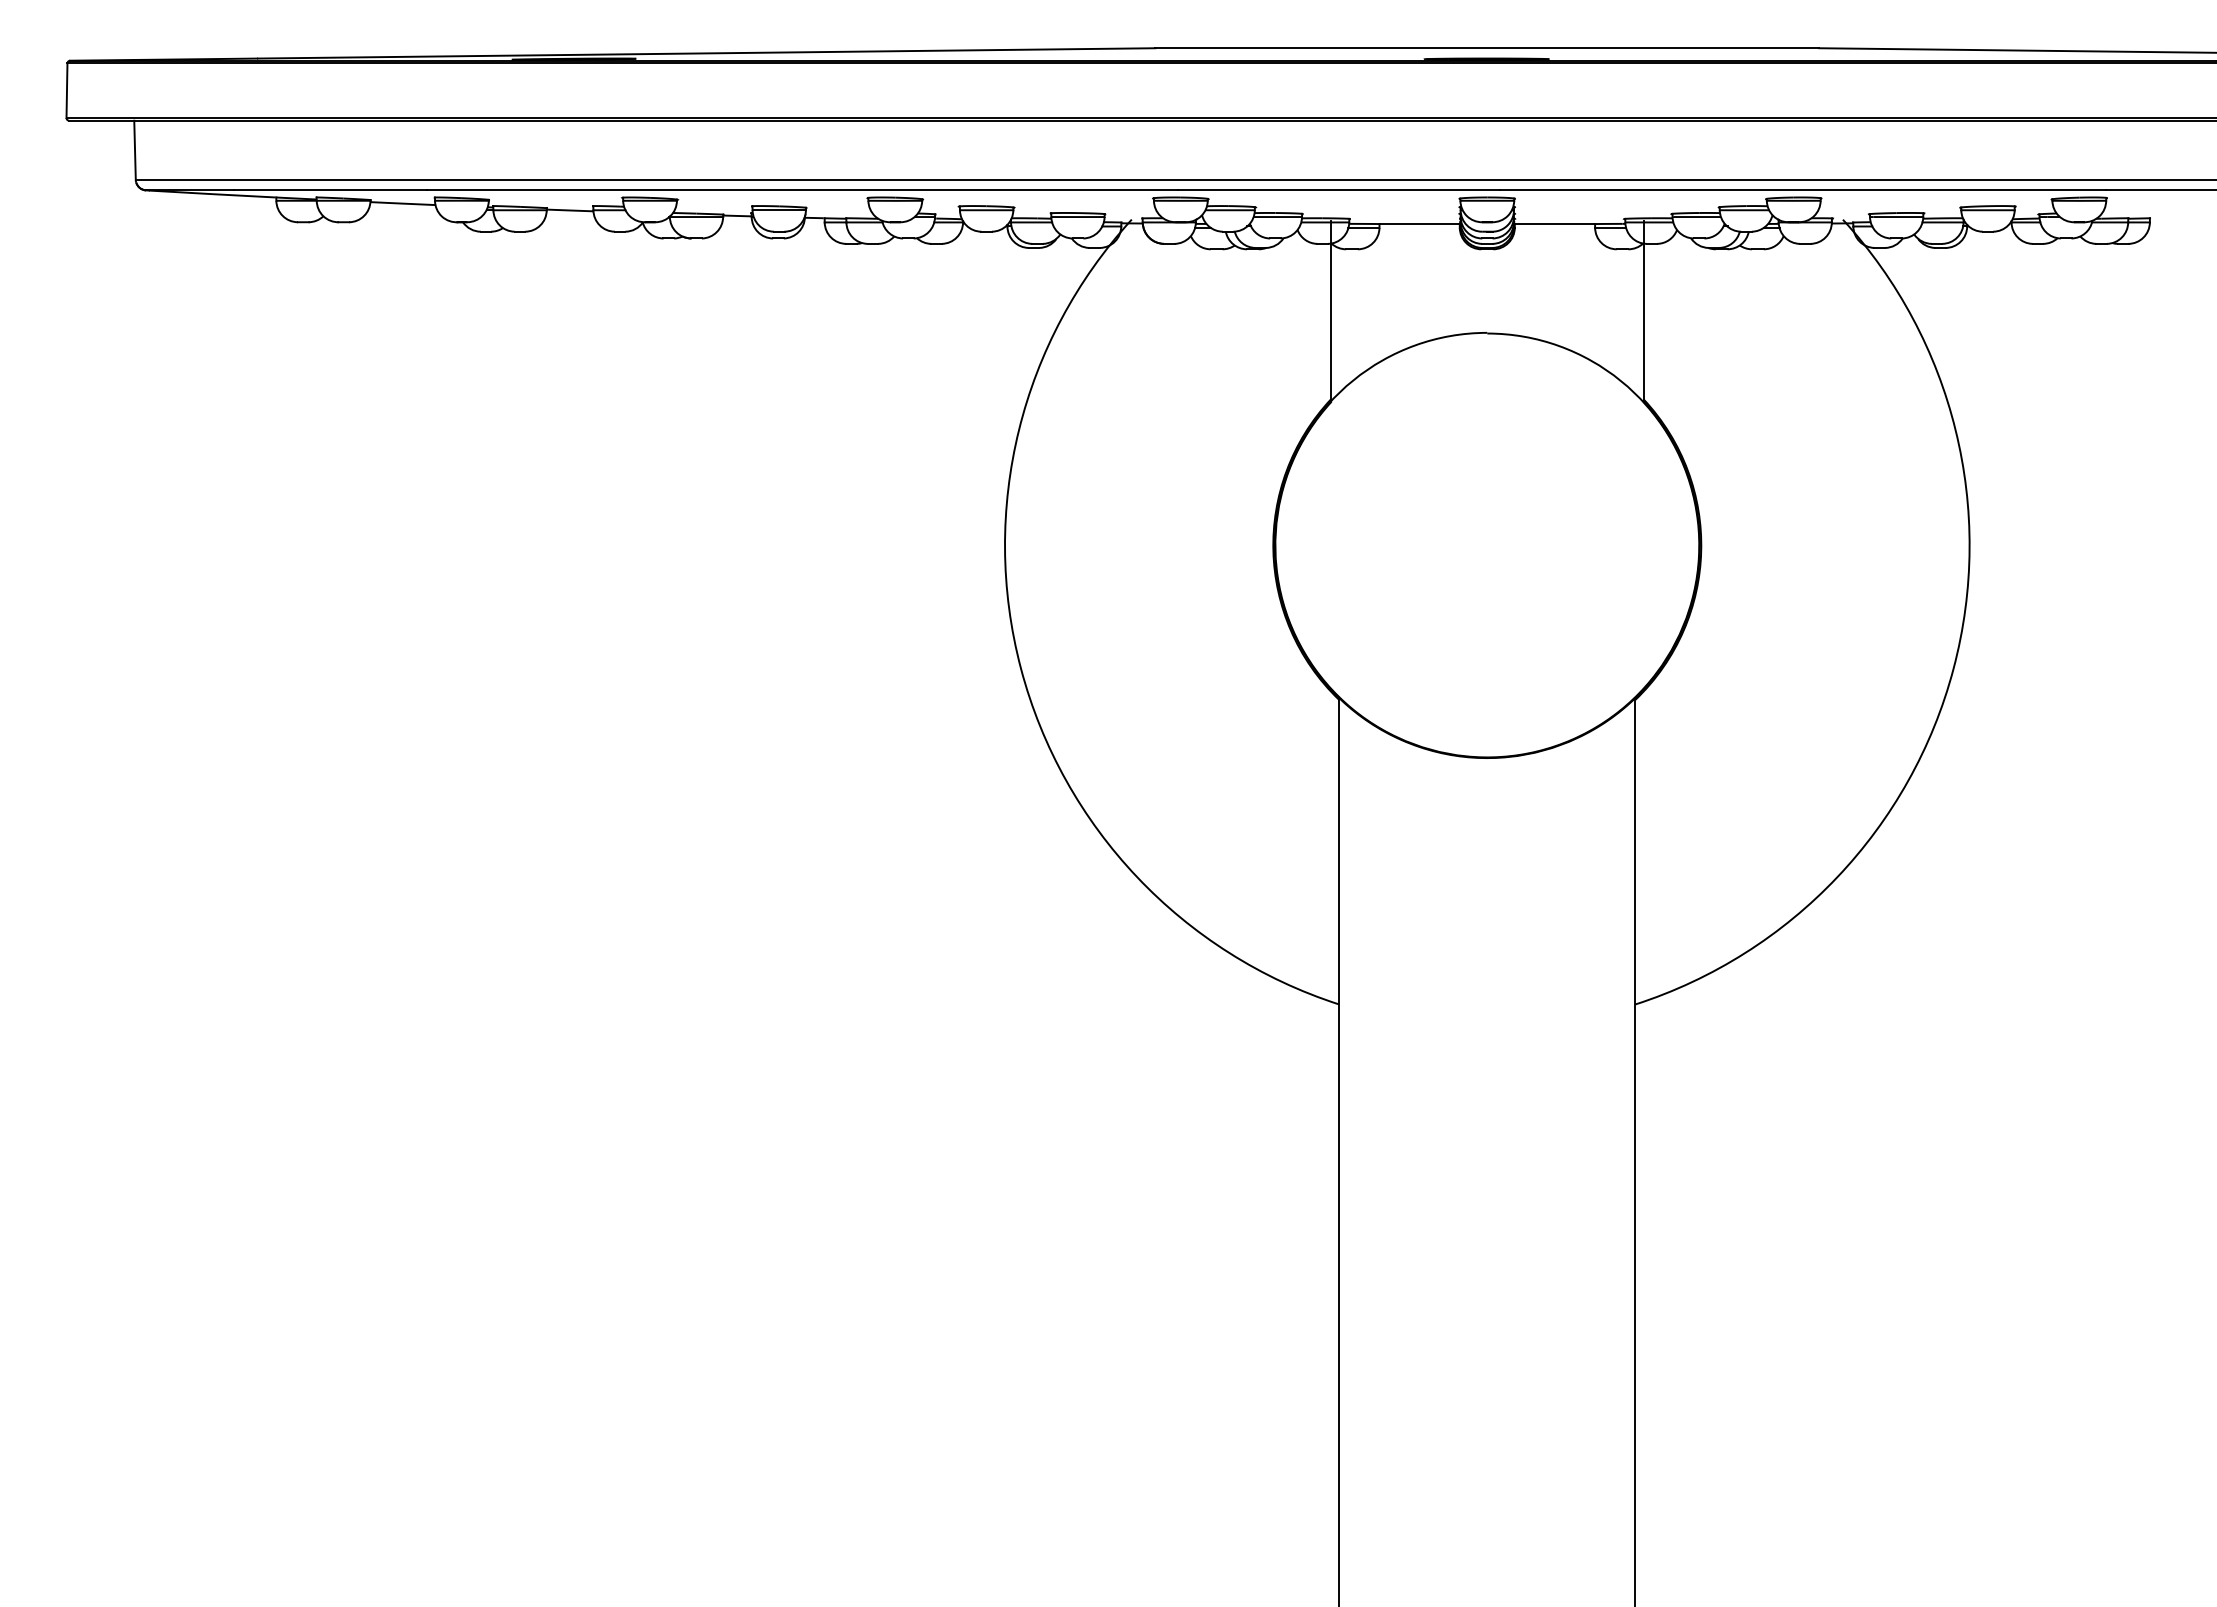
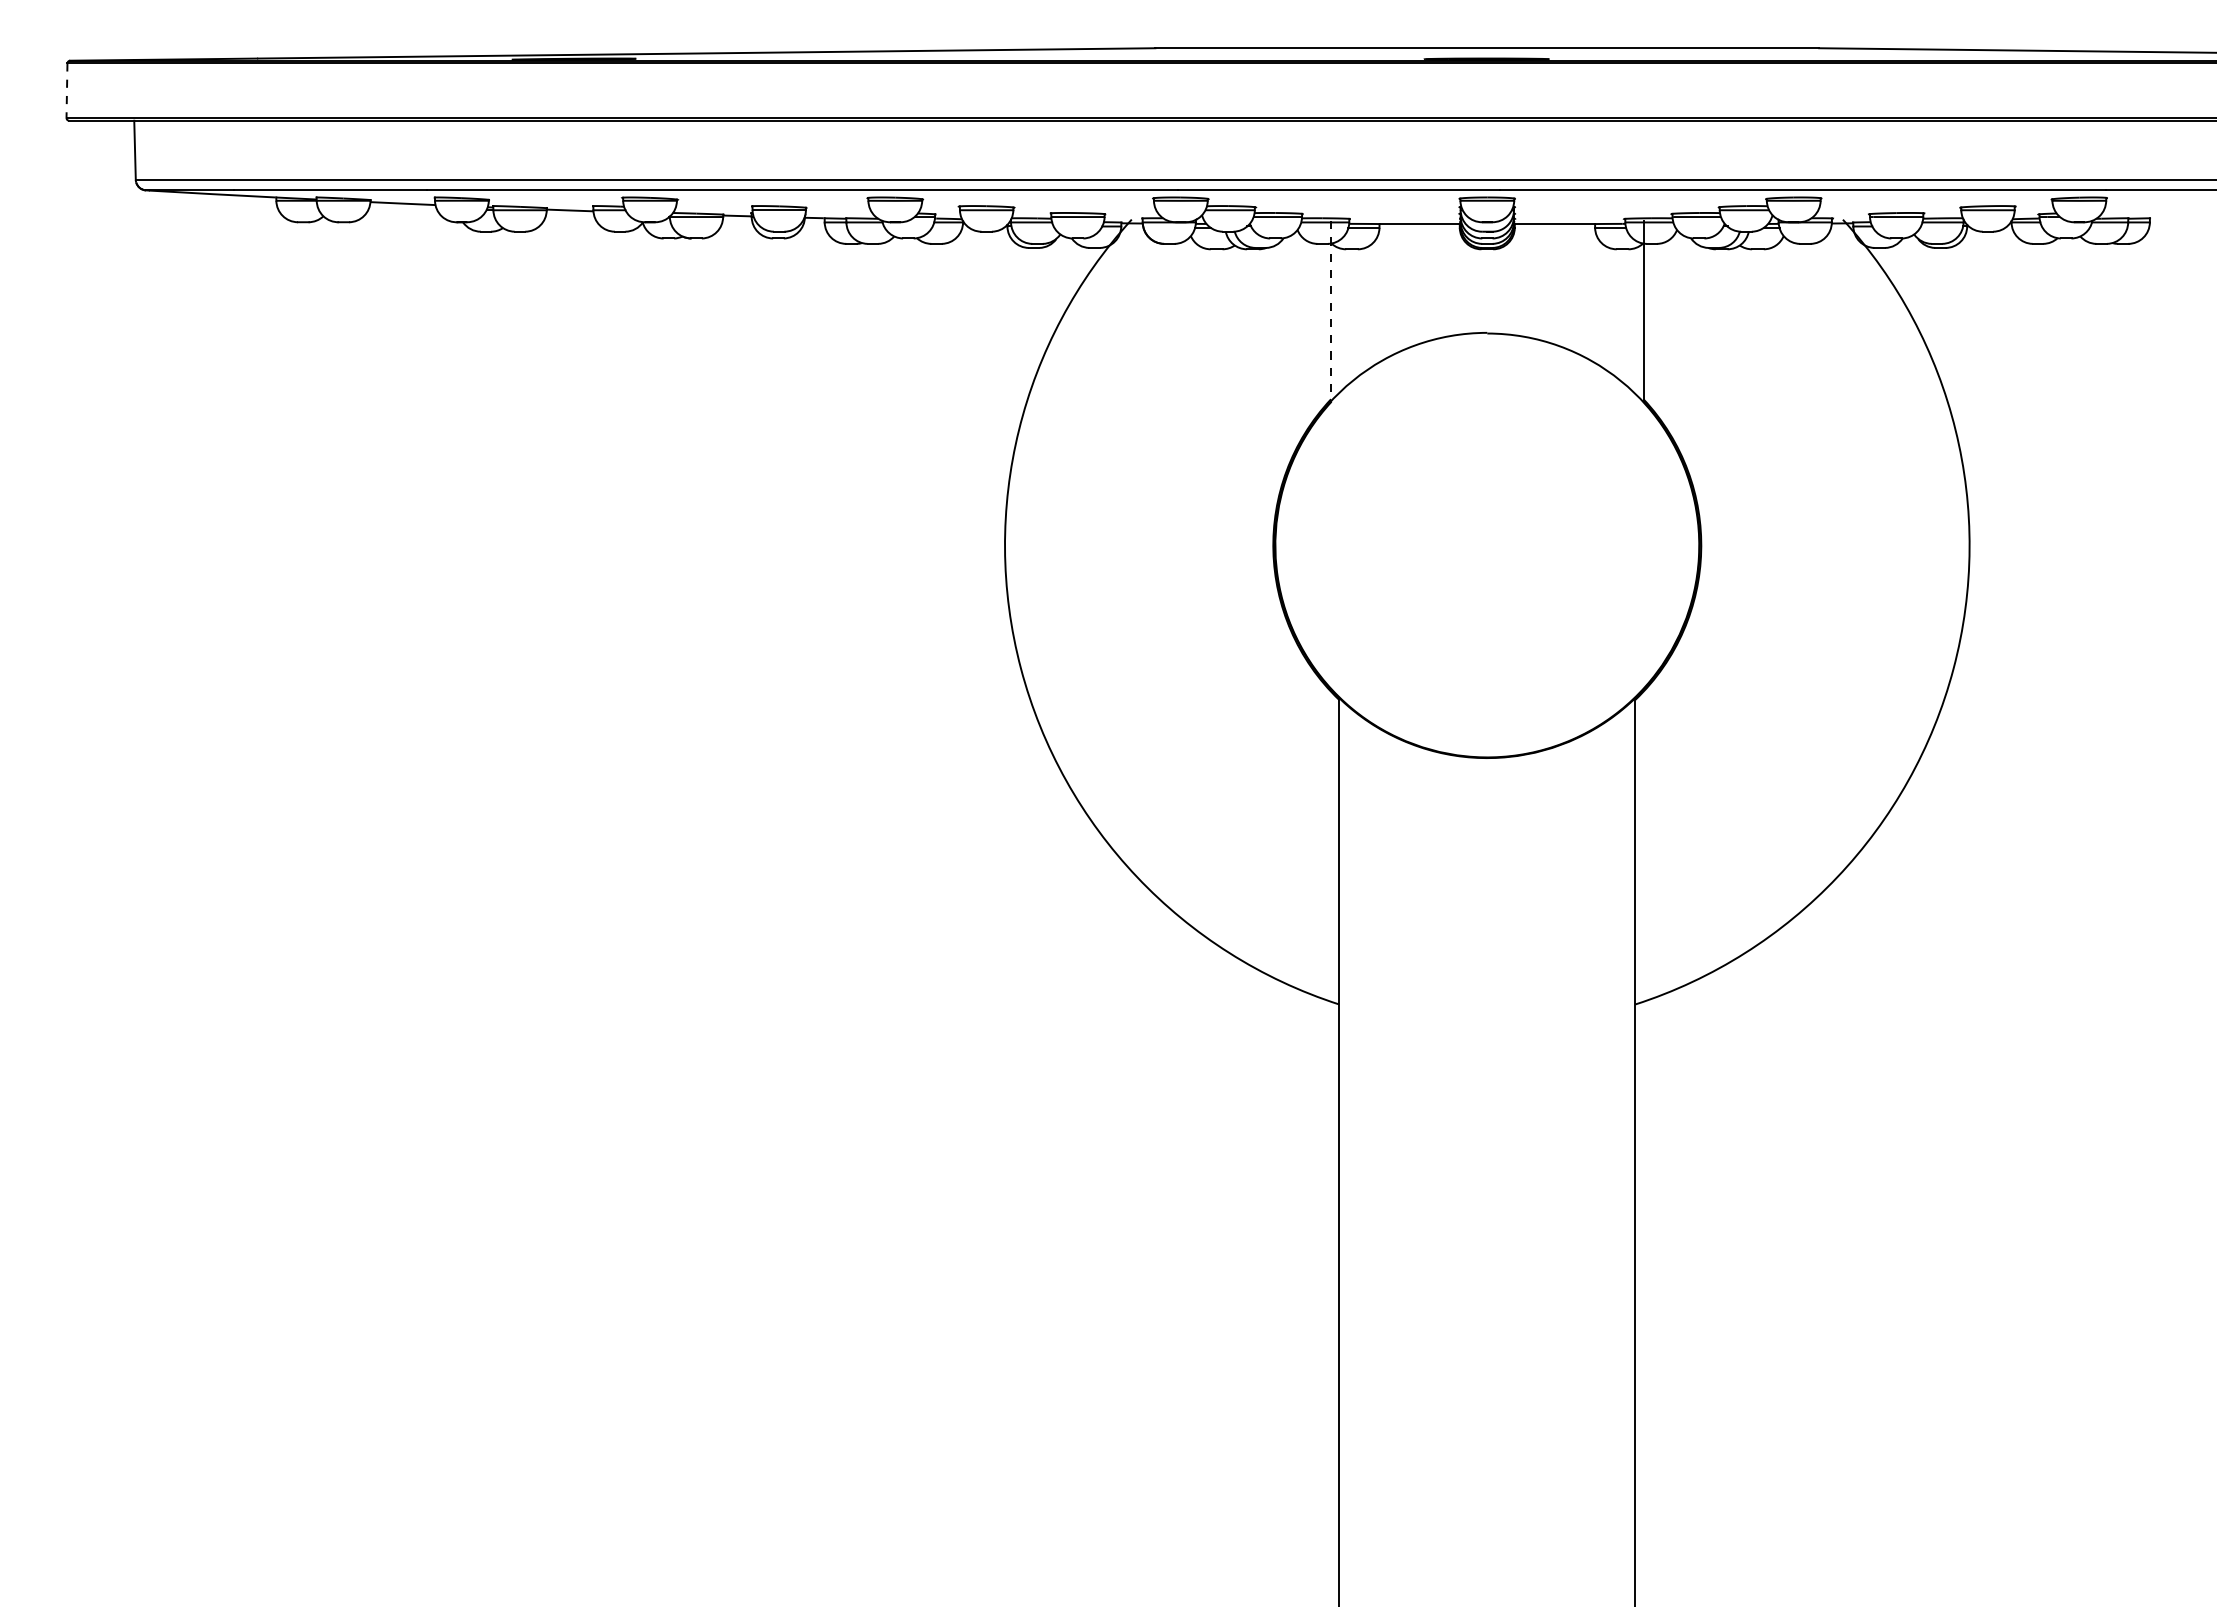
line: solid -> dashed (66, 91)
line: solid -> dashed (1331, 311)
